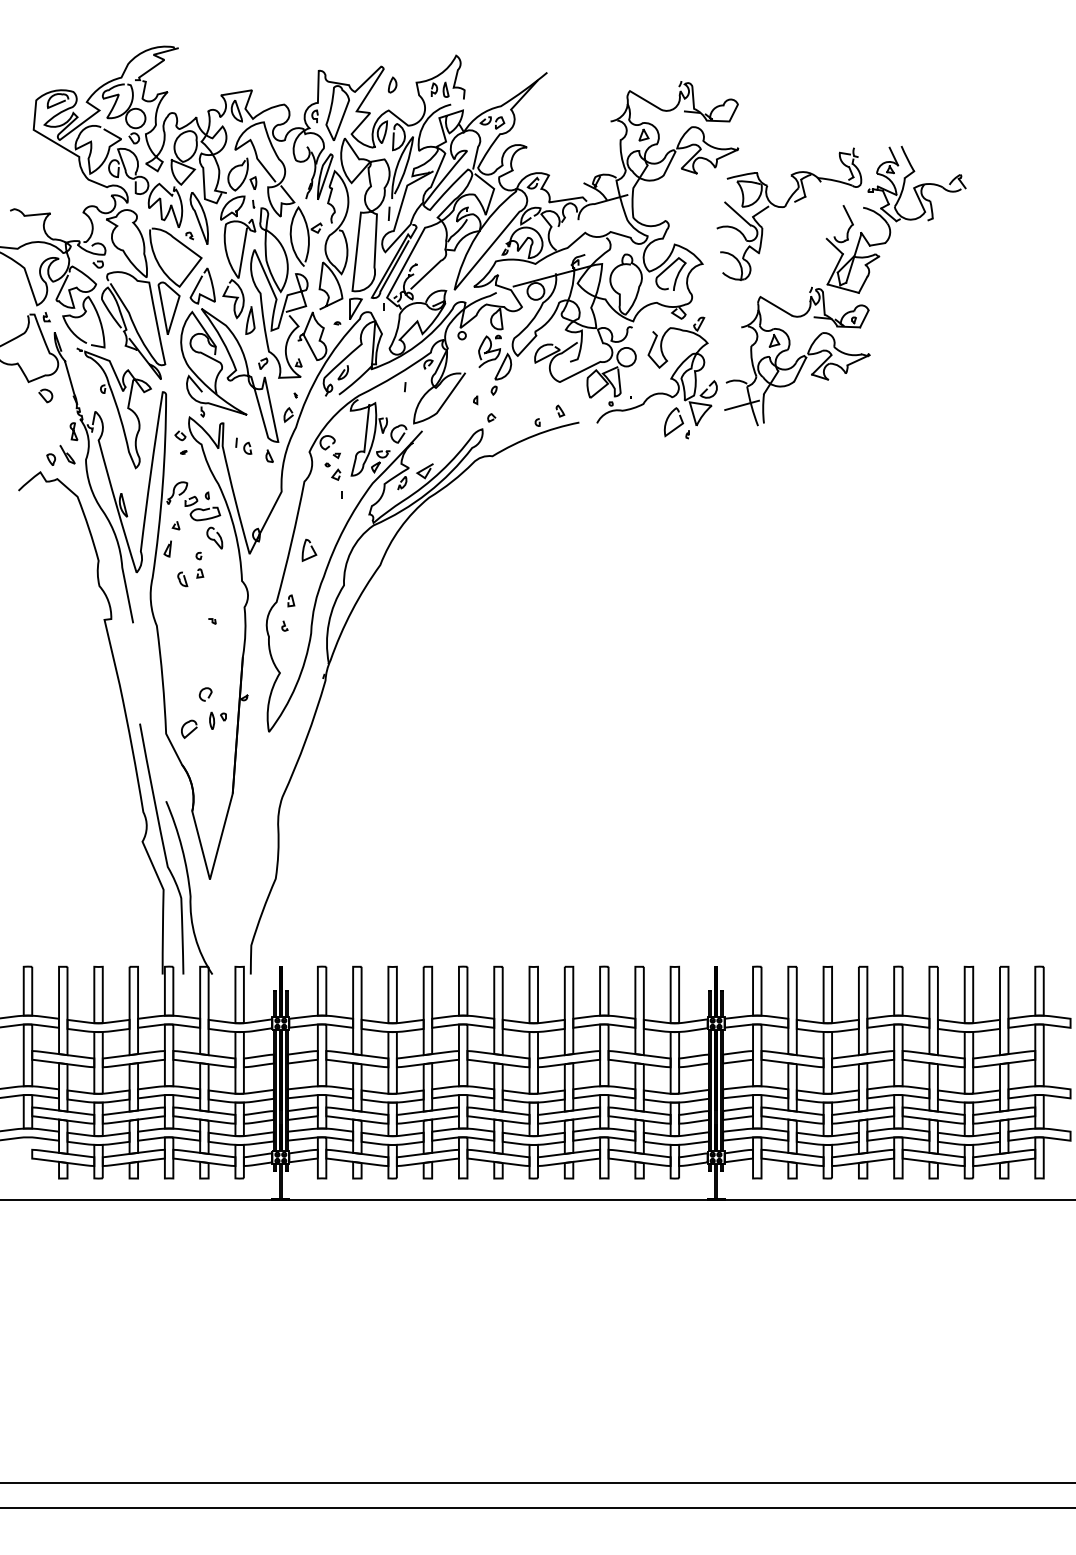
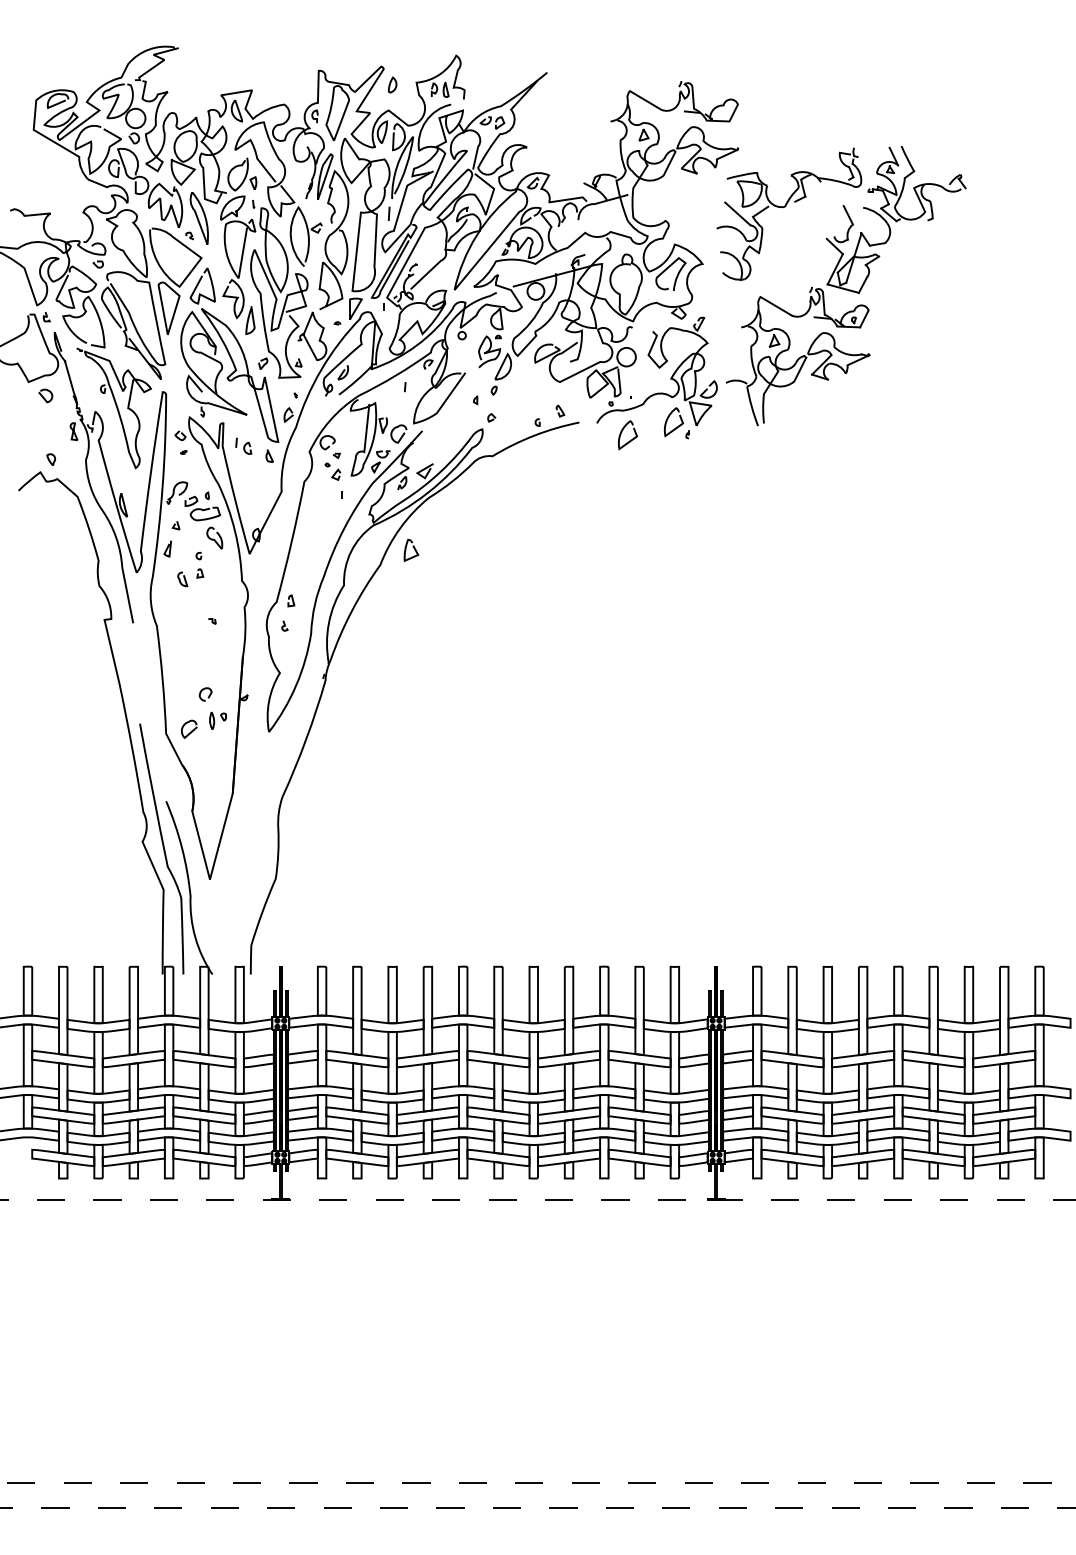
line: present -> none (741, 405)
curve: none -> present (629, 440)
curve: present -> none (67, 454)
curve position: (311, 548) -> (413, 548) (413, 548)
line: solid -> dashed (537, 1200)
line: solid -> dashed (537, 1482)
line: solid -> dashed (537, 1508)
